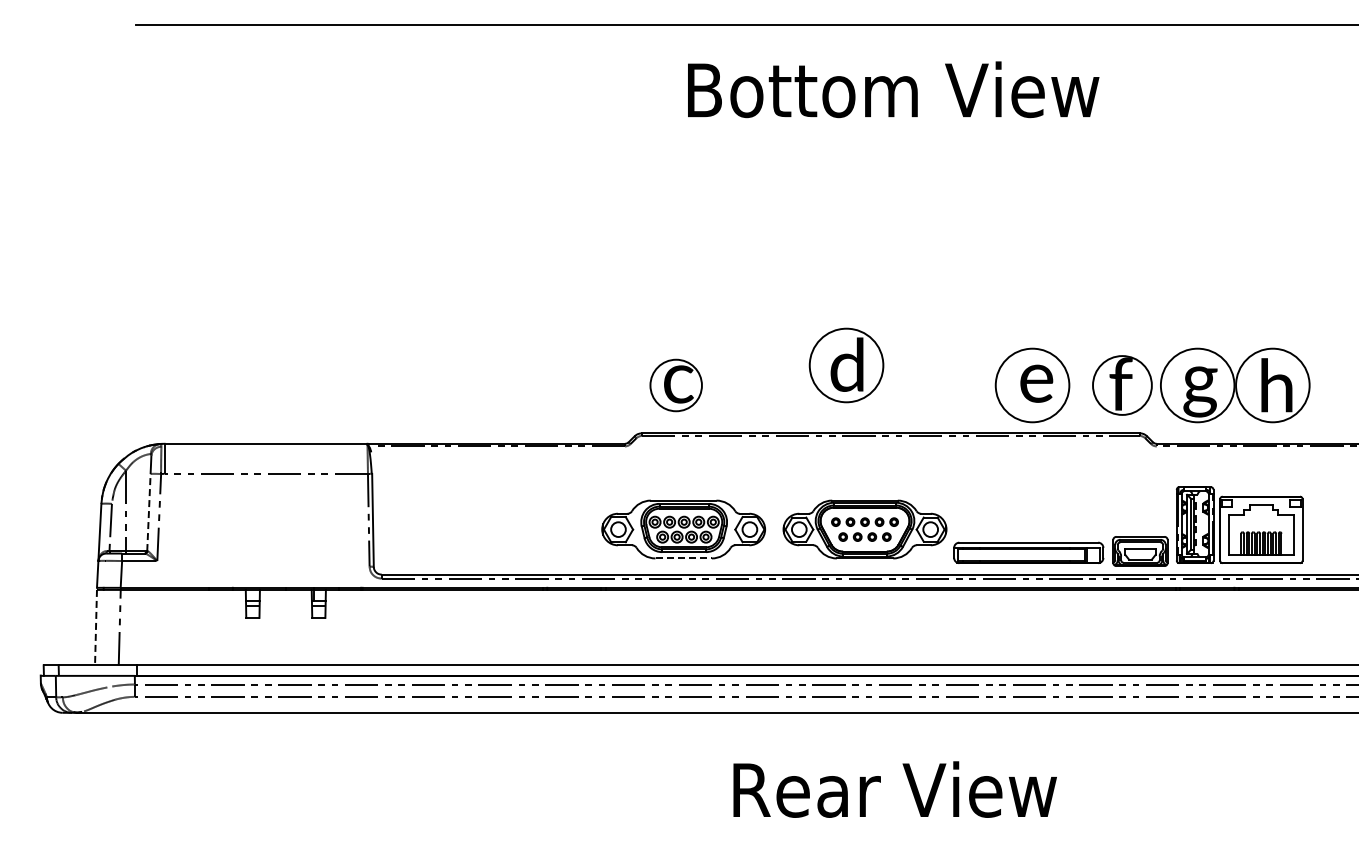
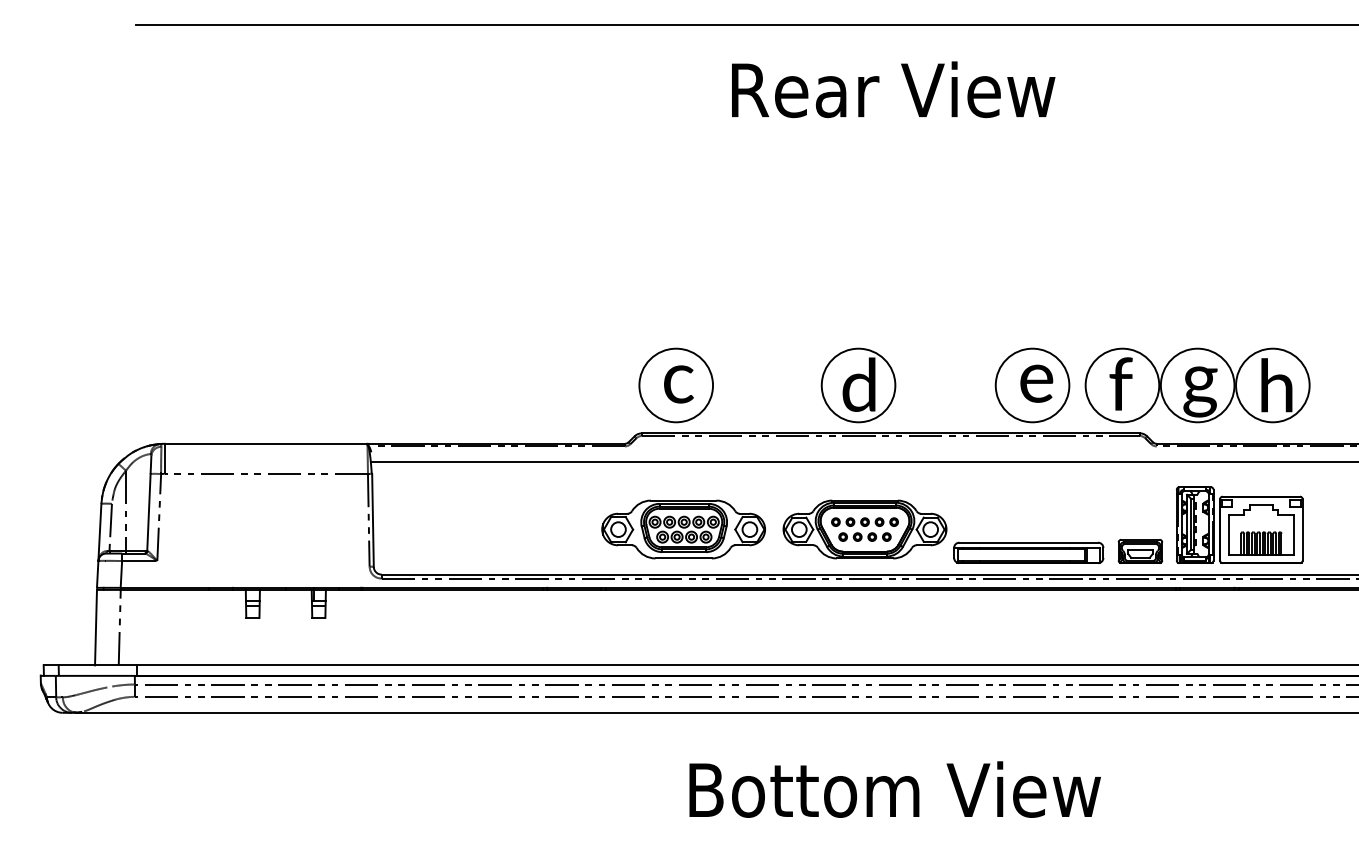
text: Bottom View -> Rear View (893, 89)
part position: (846, 365) -> (858, 385) (858, 385)
circle diameter: 52 px -> 74 px (676, 385)
circle diameter: 59 px -> 74 px (1122, 385)
line: none -> present (863, 462)
line: dashed -> solid (148, 512)
part size: 57x31 px -> 47x25 px (1140, 551)
line: dashed -> solid (684, 558)
line: dashed -> solid (96, 627)
text: Rear View -> Bottom View (894, 789)
